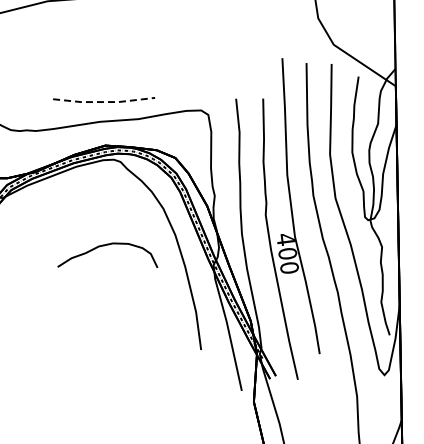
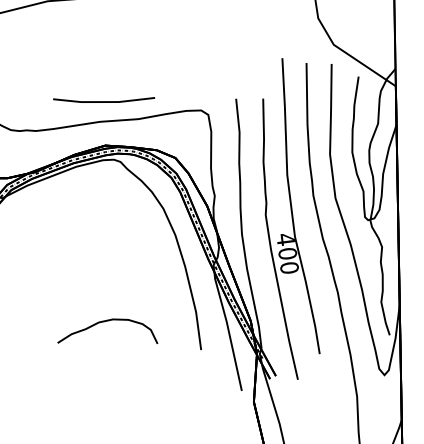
line: dashed -> solid (103, 102)
curve position: (104, 246) -> (104, 322) (104, 322)
